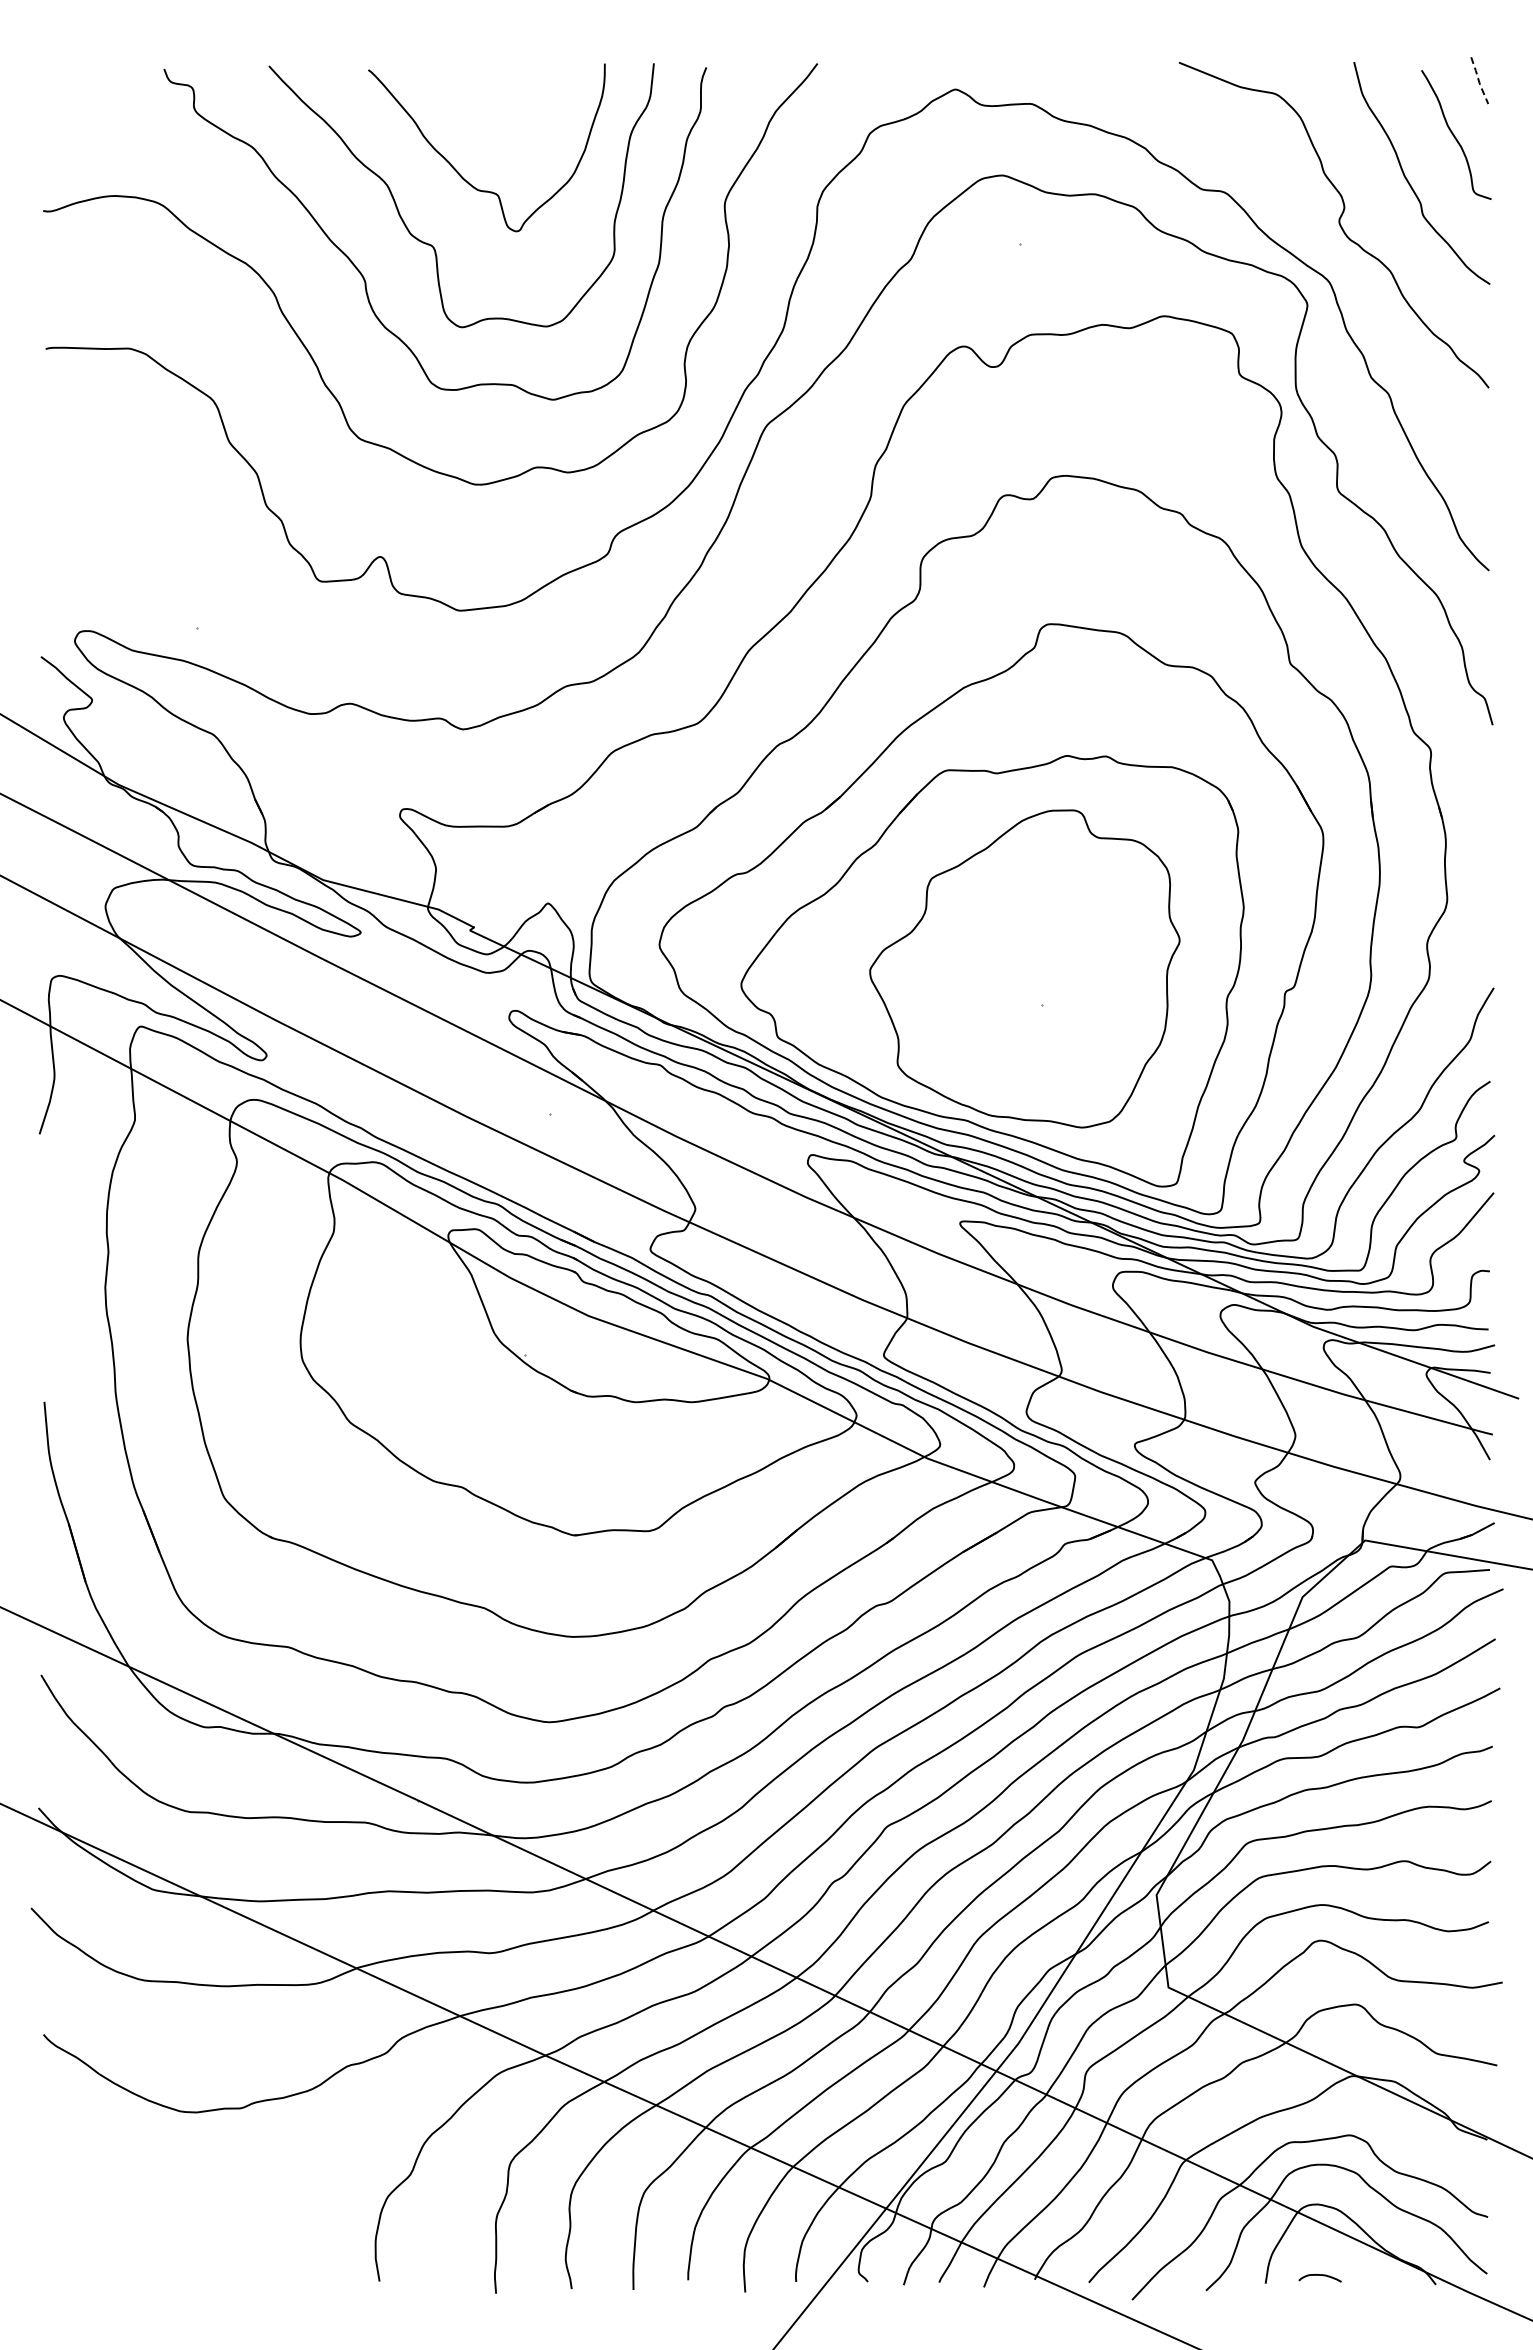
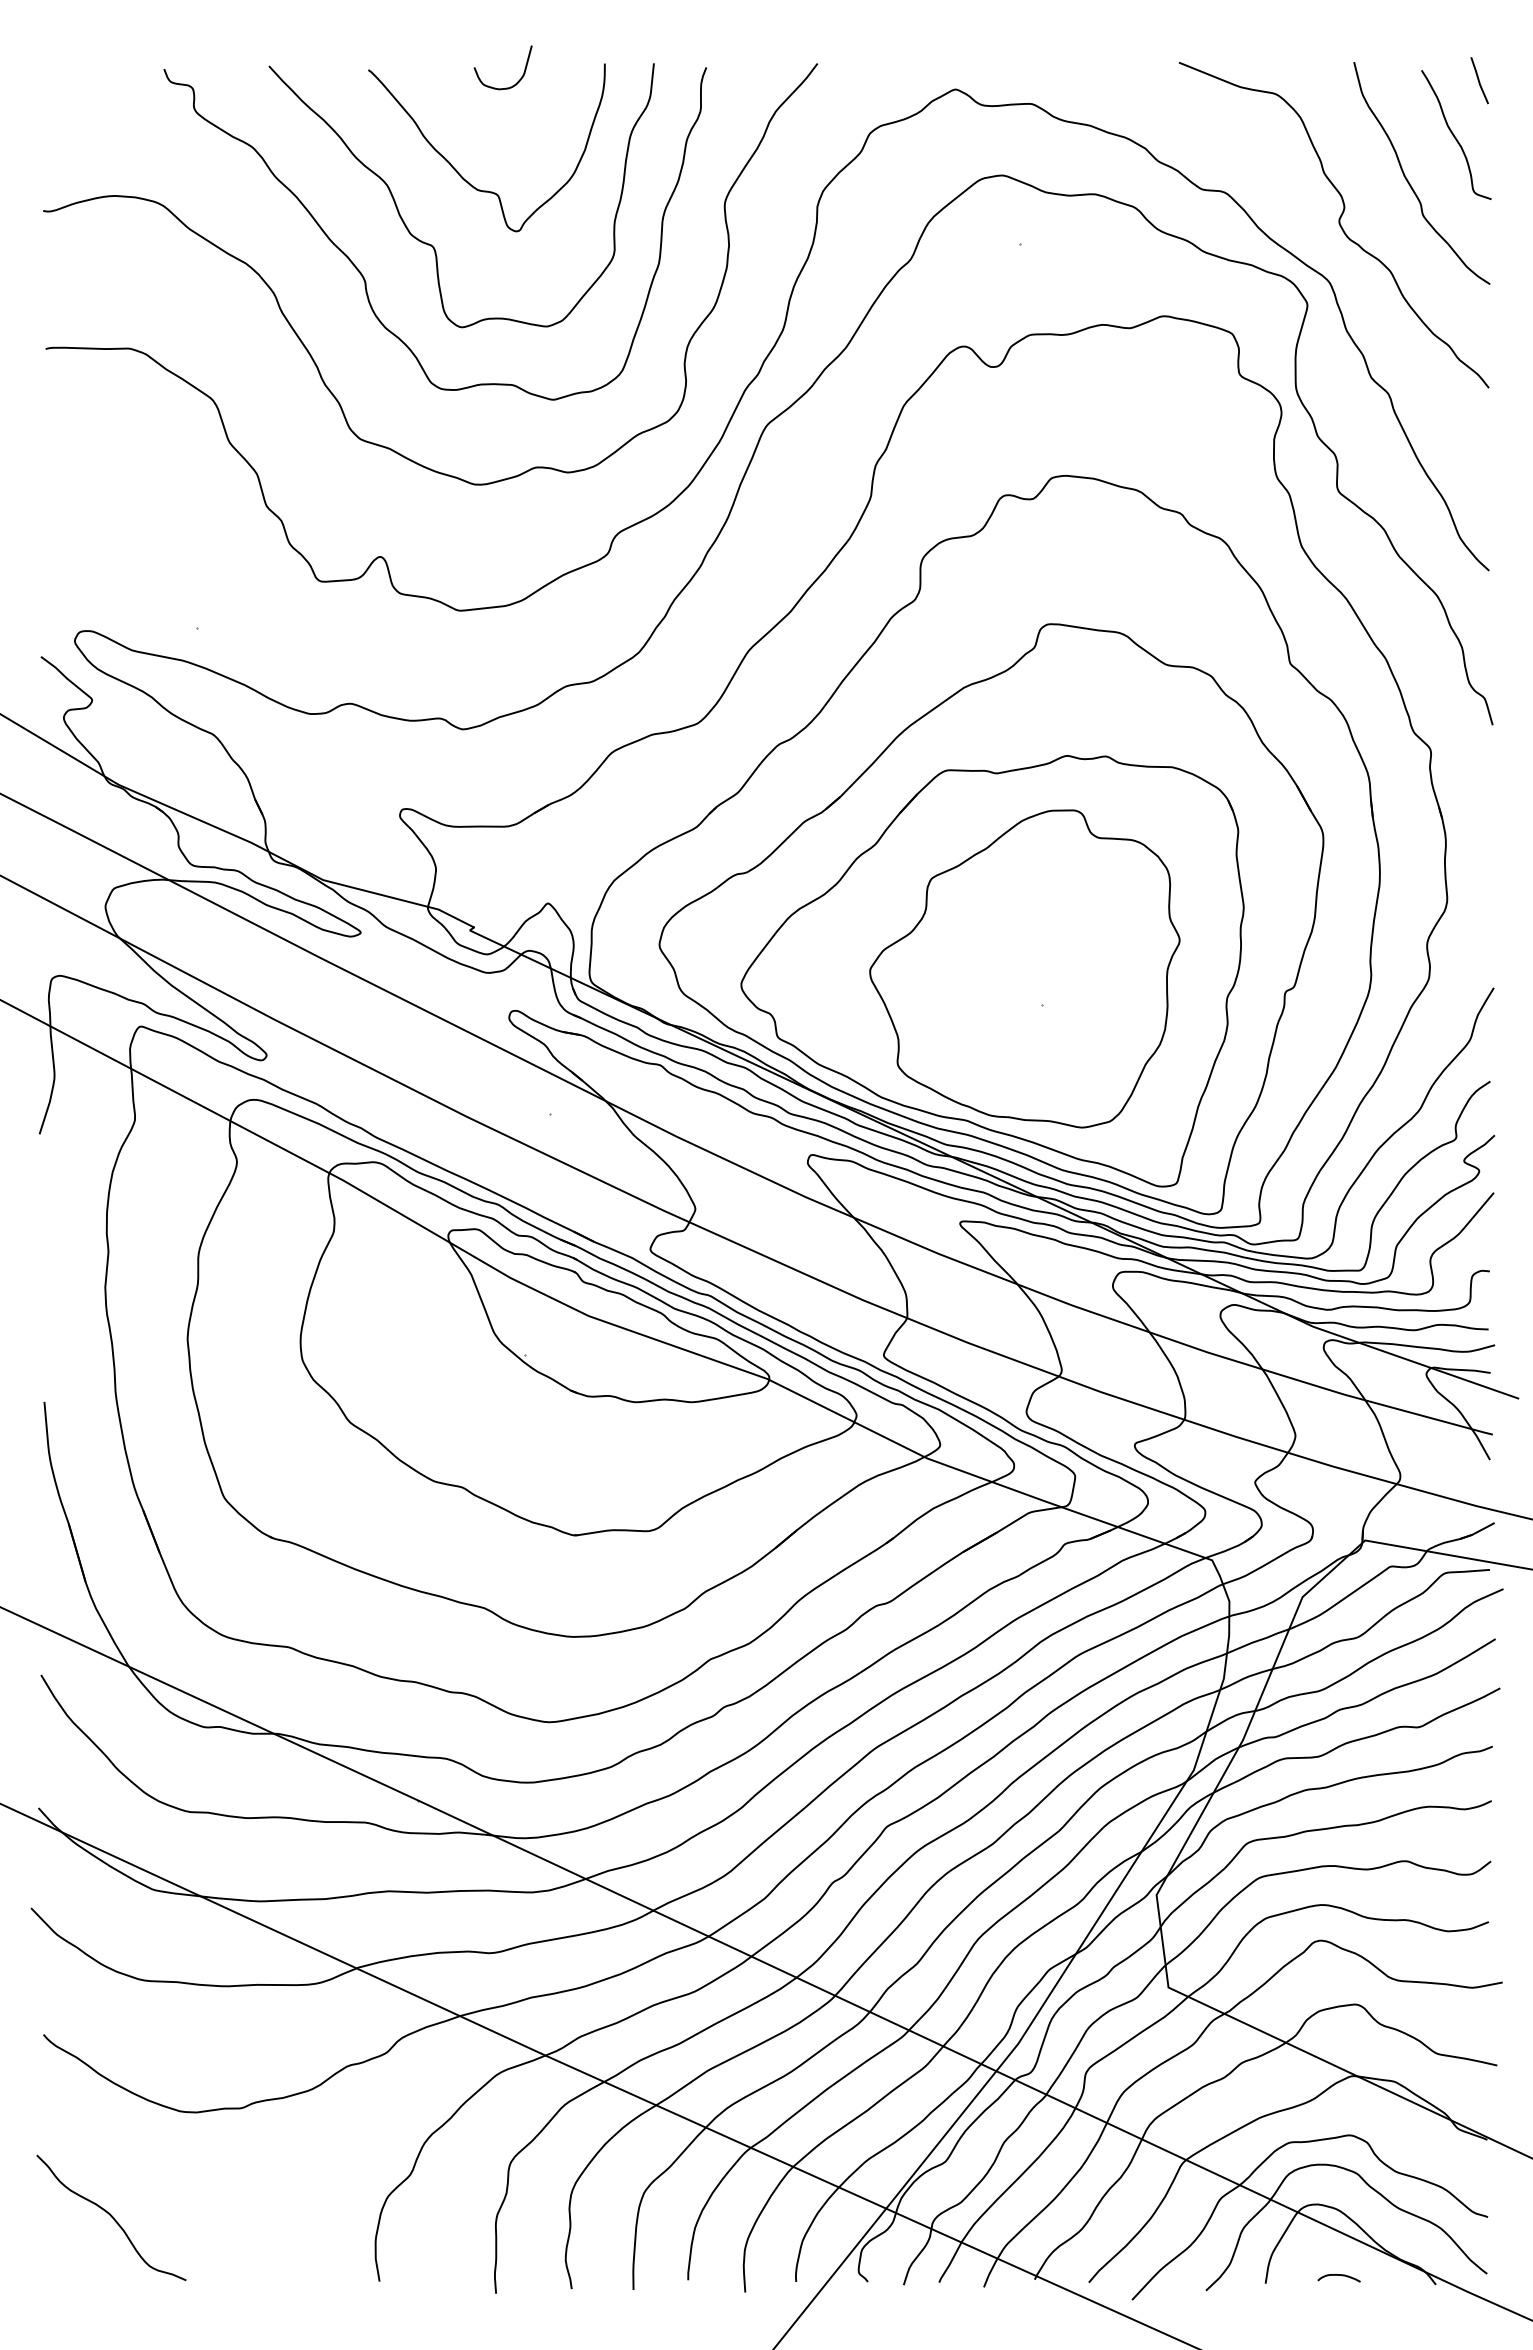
line: dashed -> solid (1478, 80)
curve: none -> present (505, 87)
curve: none -> present (111, 2217)
curve position: (1319, 2275) -> (1338, 2275) (1338, 2275)
